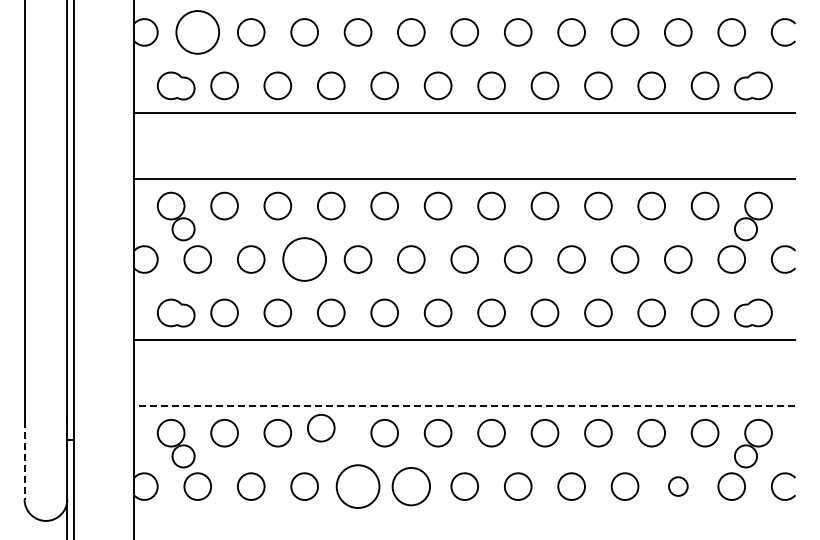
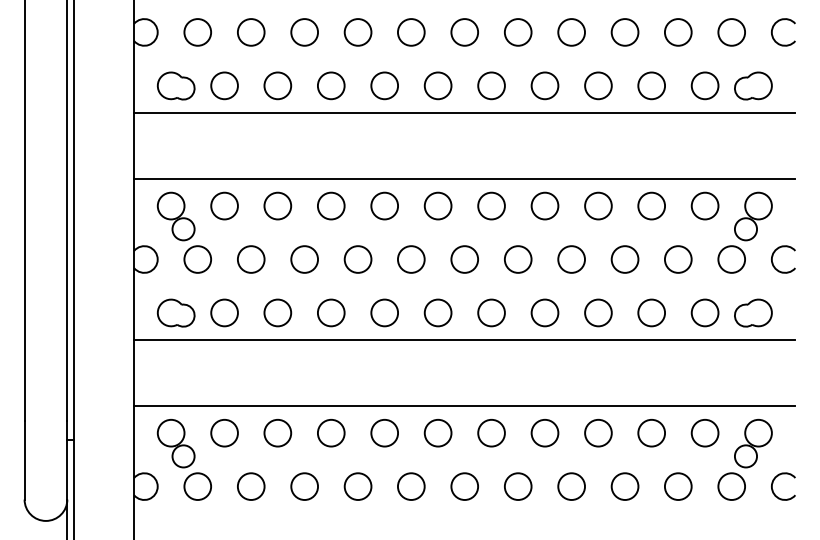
circle diameter: 43 px -> 27 px (197, 32)
circle diameter: 43 px -> 27 px (304, 259)
line: dashed -> solid (464, 406)
circle position: (321, 428) -> (331, 433) (331, 433)
line: dashed -> solid (24, 460)
circle diameter: 43 px -> 27 px (357, 486)
circle diameter: 37 px -> 27 px (410, 486)
circle size: 21x21 px -> 29x29 px (678, 486)
